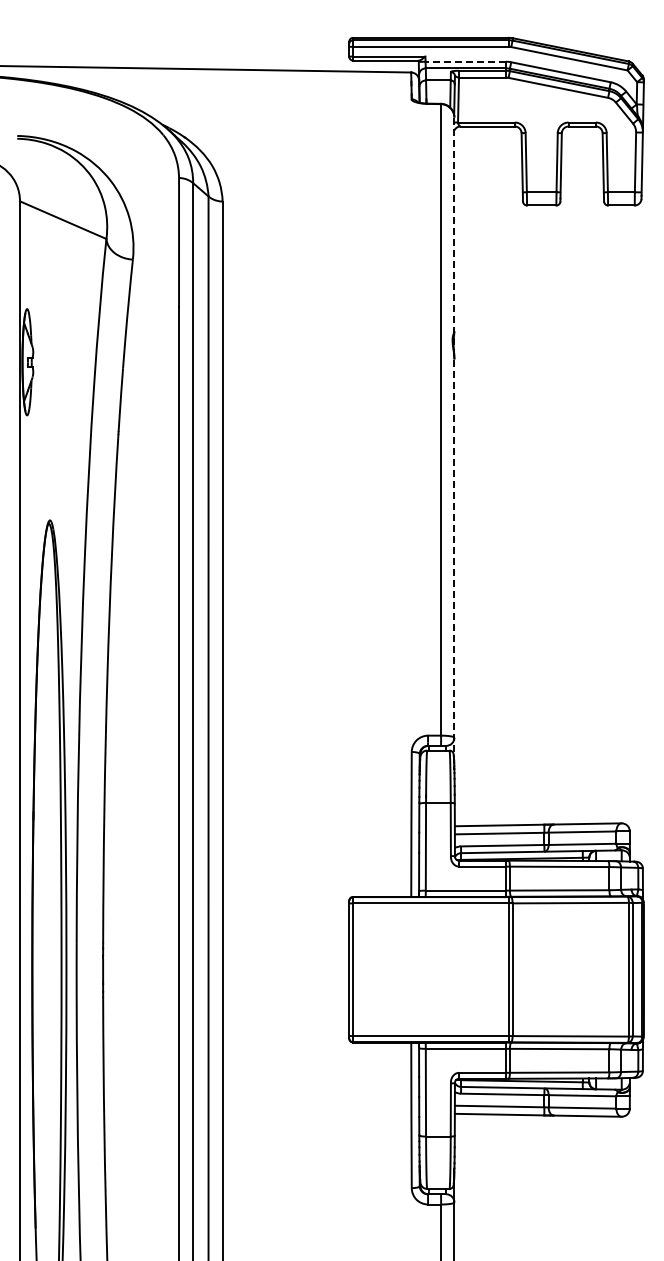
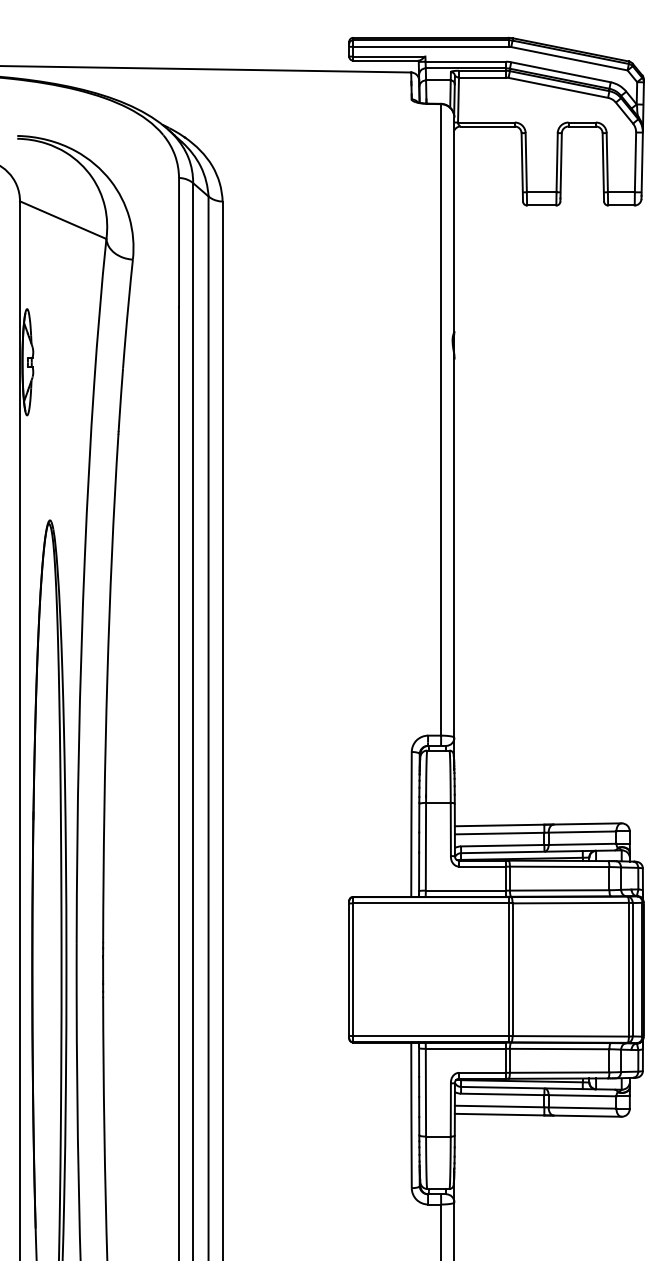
line: dashed -> solid (465, 61)
line: dashed -> solid (454, 444)
